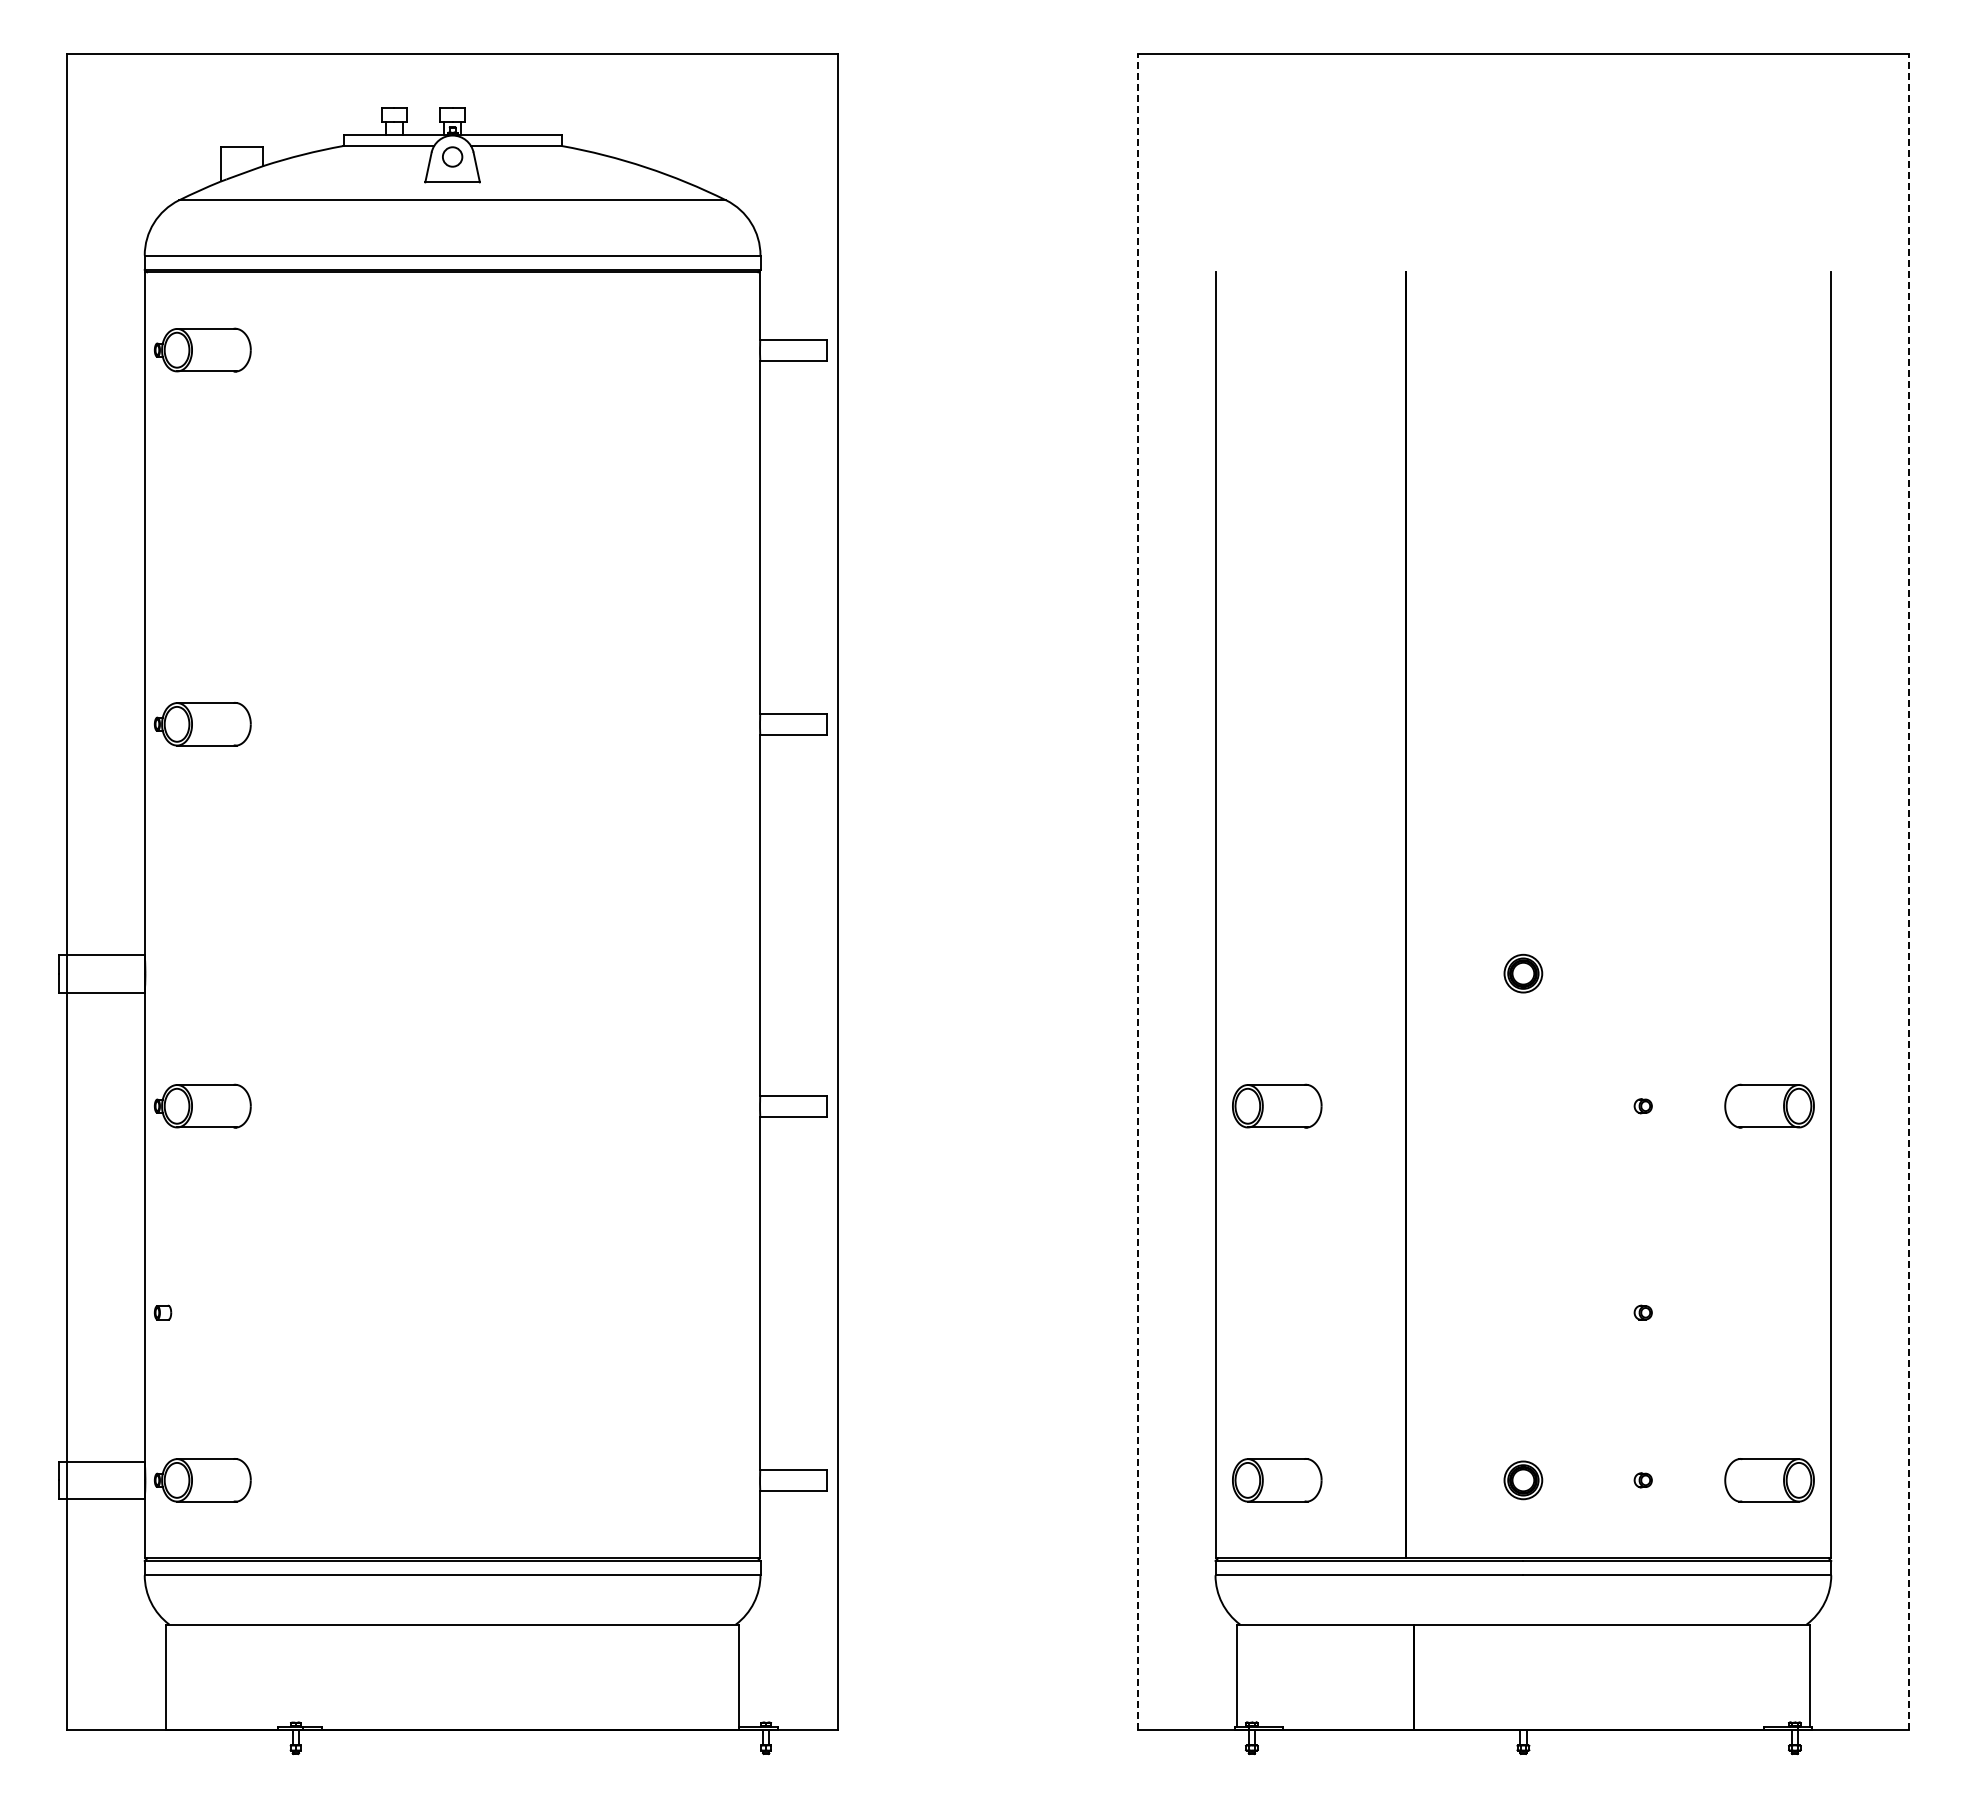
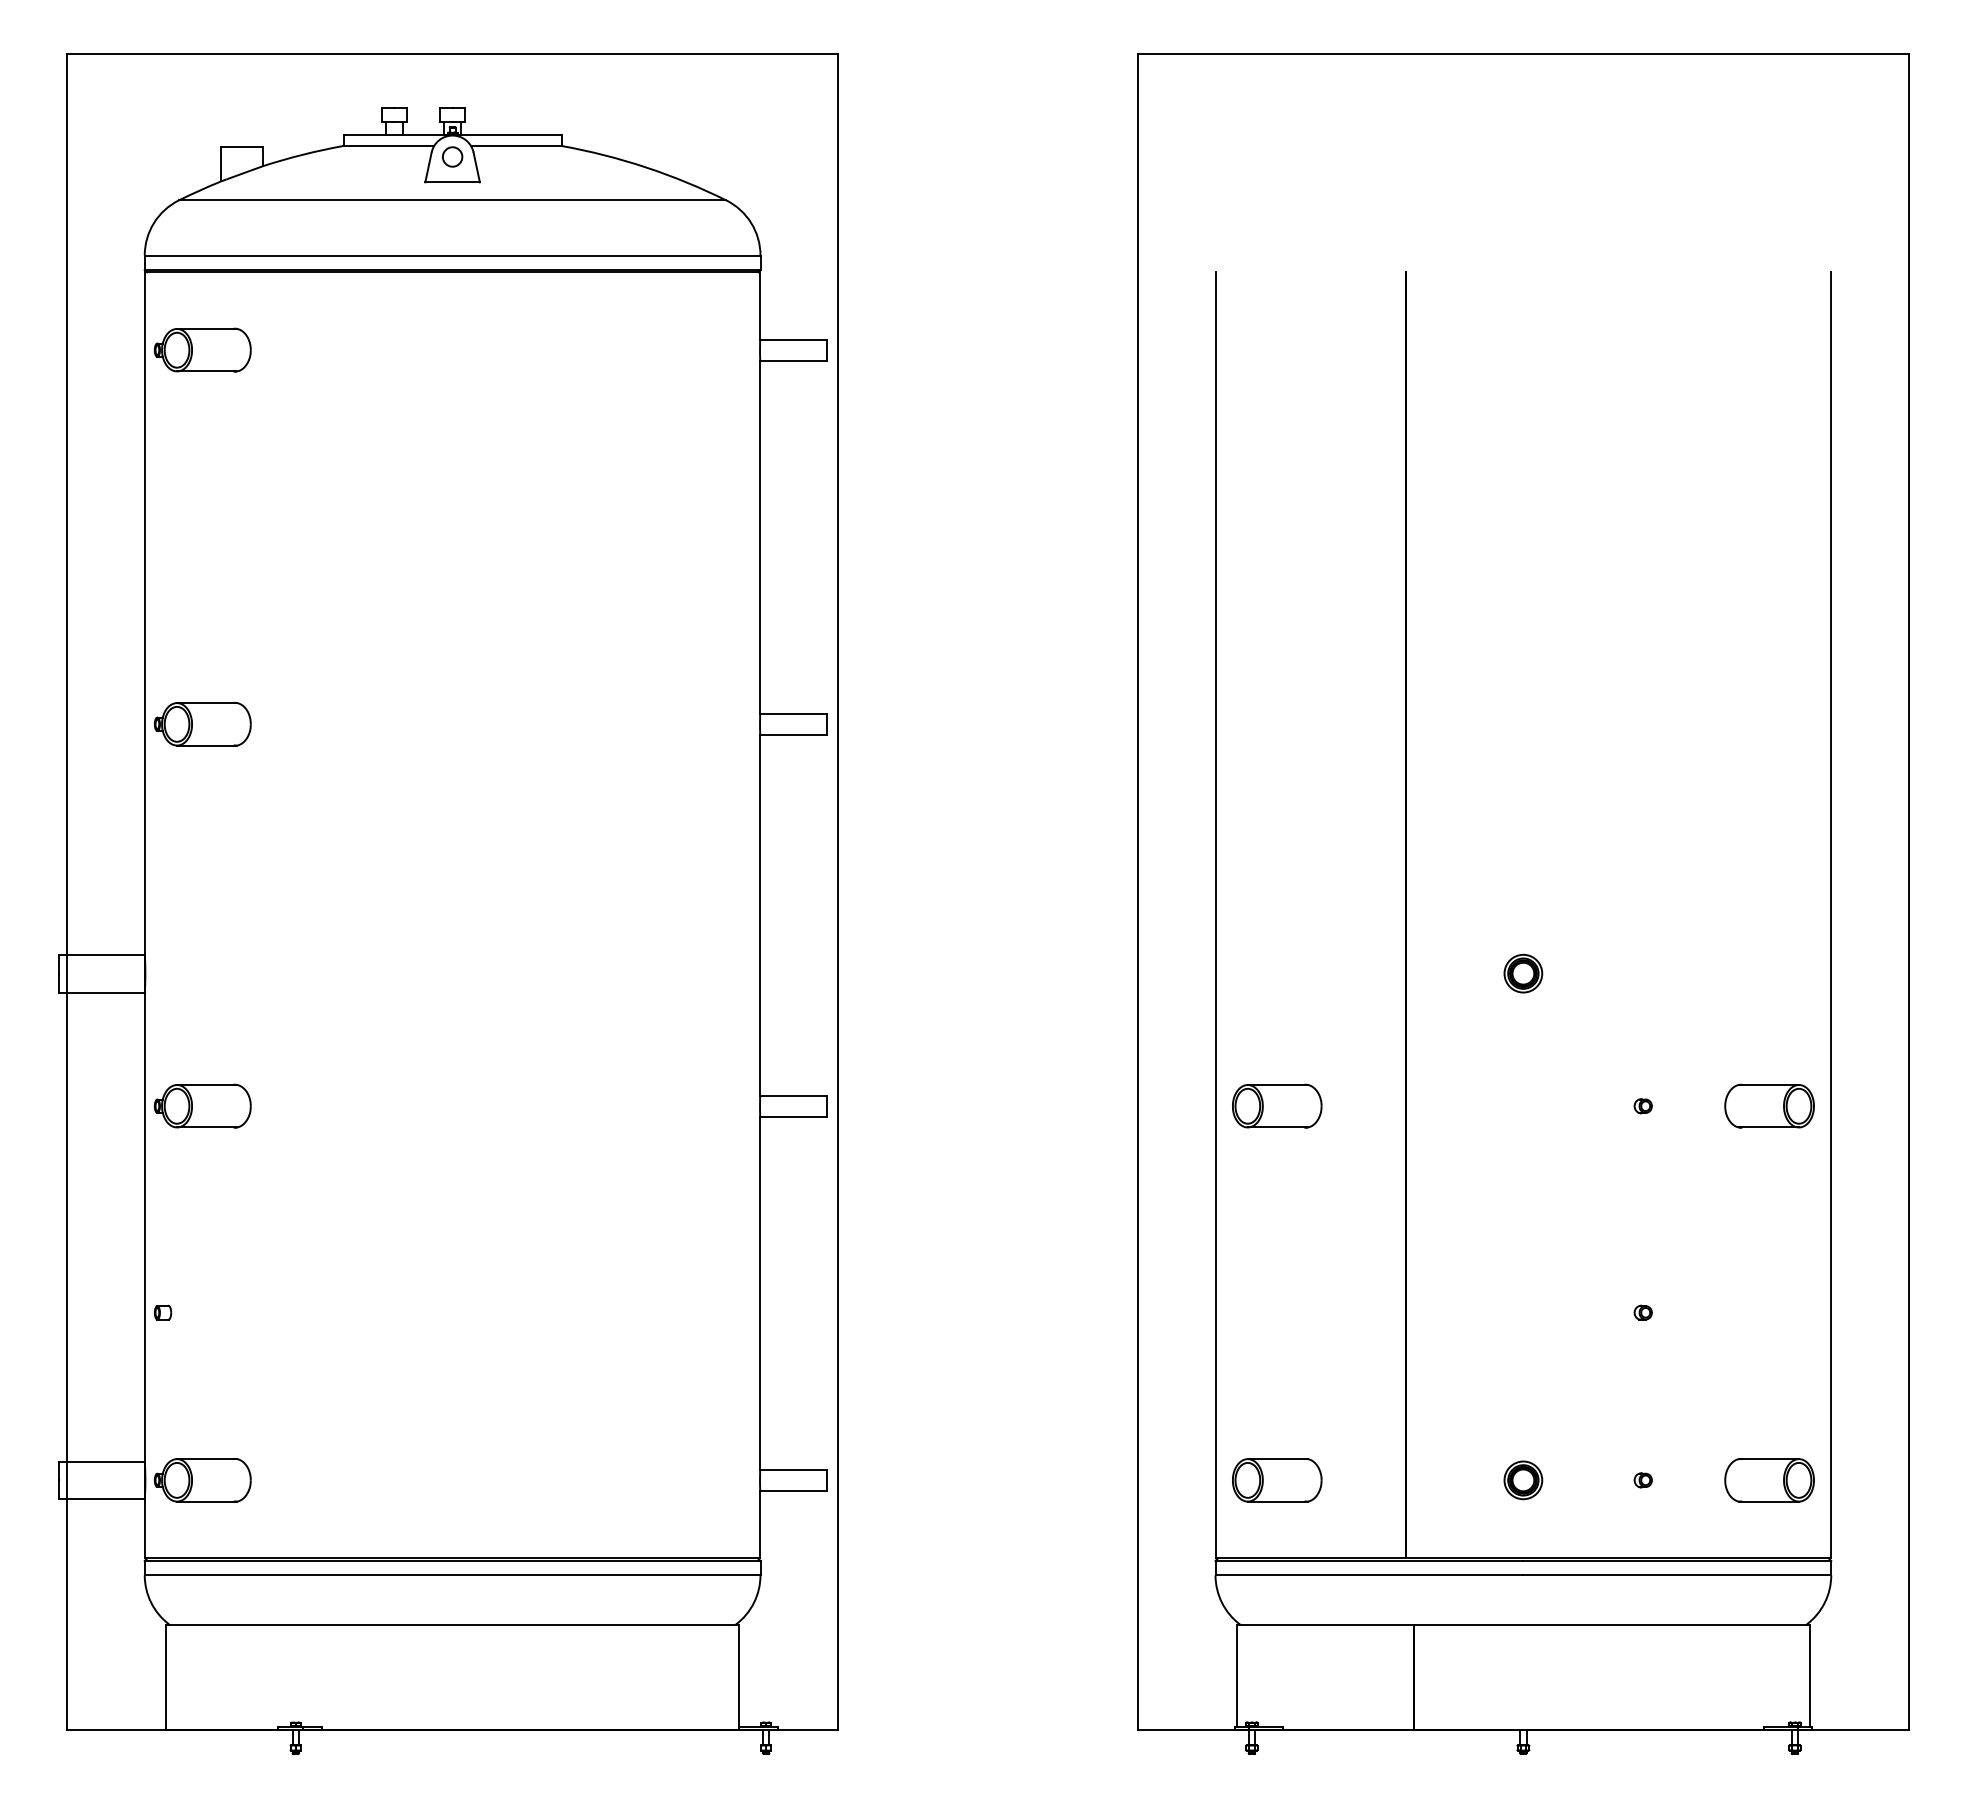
line: dashed -> solid (1137, 891)
line: dashed -> solid (1908, 891)
